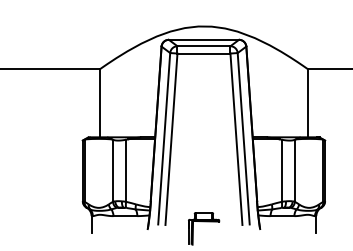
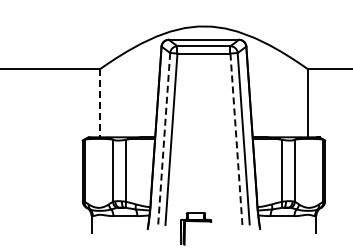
line: solid -> dashed (100, 103)
line: solid -> dashed (164, 138)
line: solid -> dashed (236, 139)
part position: (204, 228) -> (196, 228) (196, 228)
